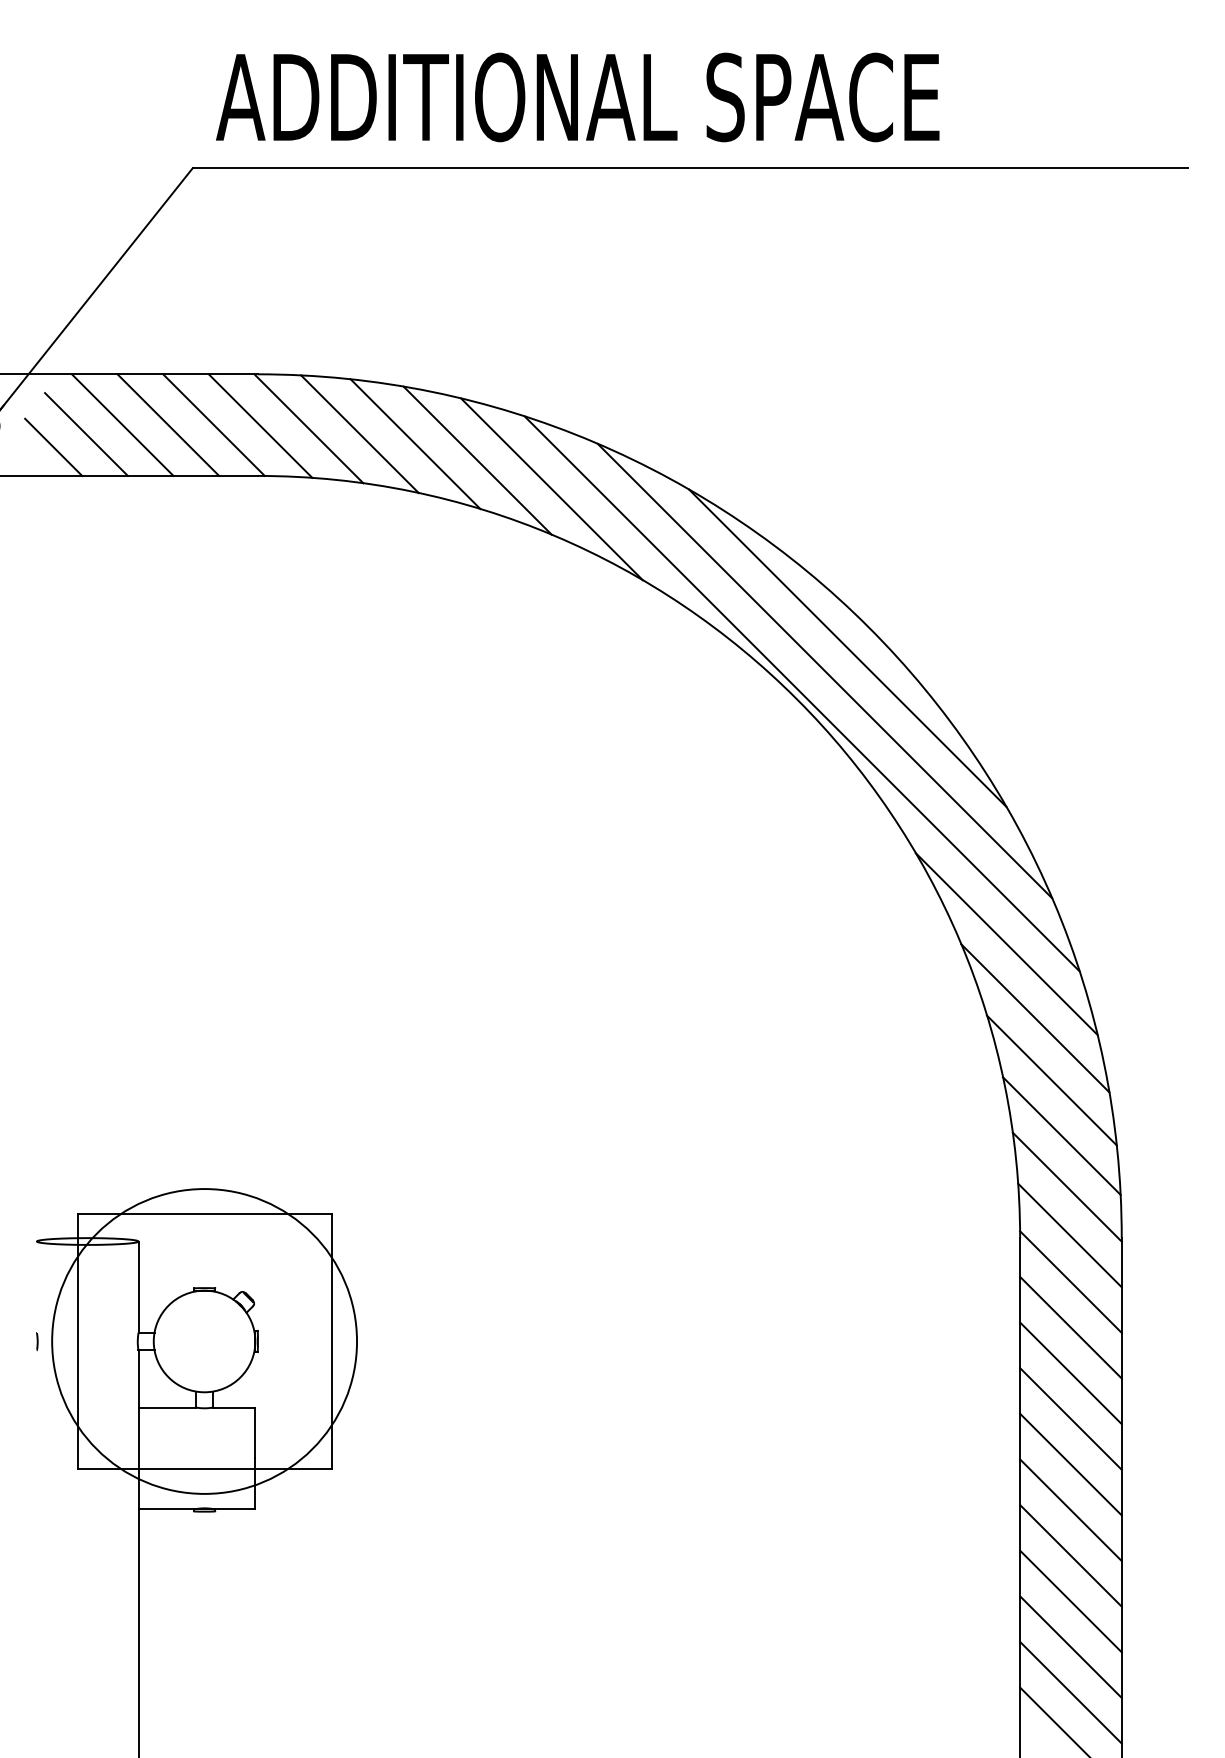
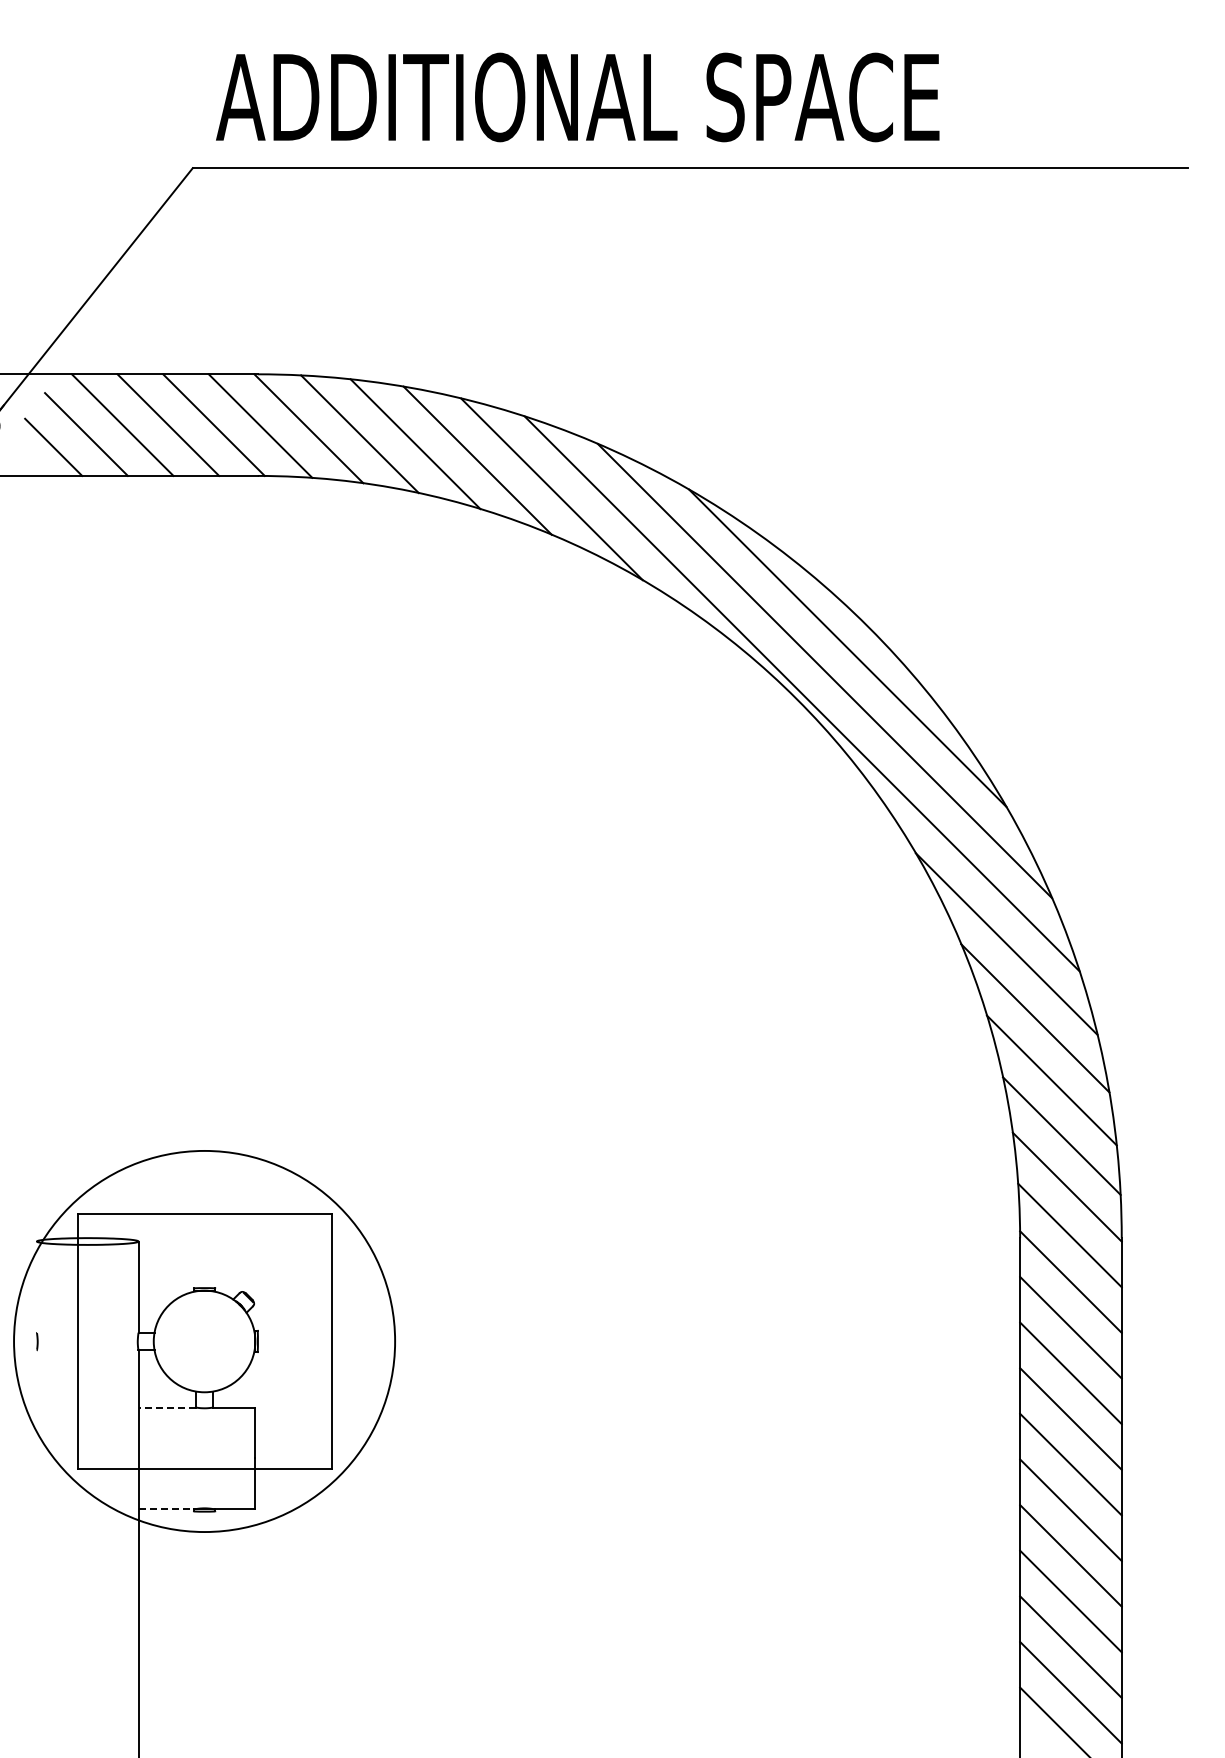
circle diameter: 305 px -> 381 px (204, 1341)
line: solid -> dashed (167, 1407)
line: solid -> dashed (166, 1509)
